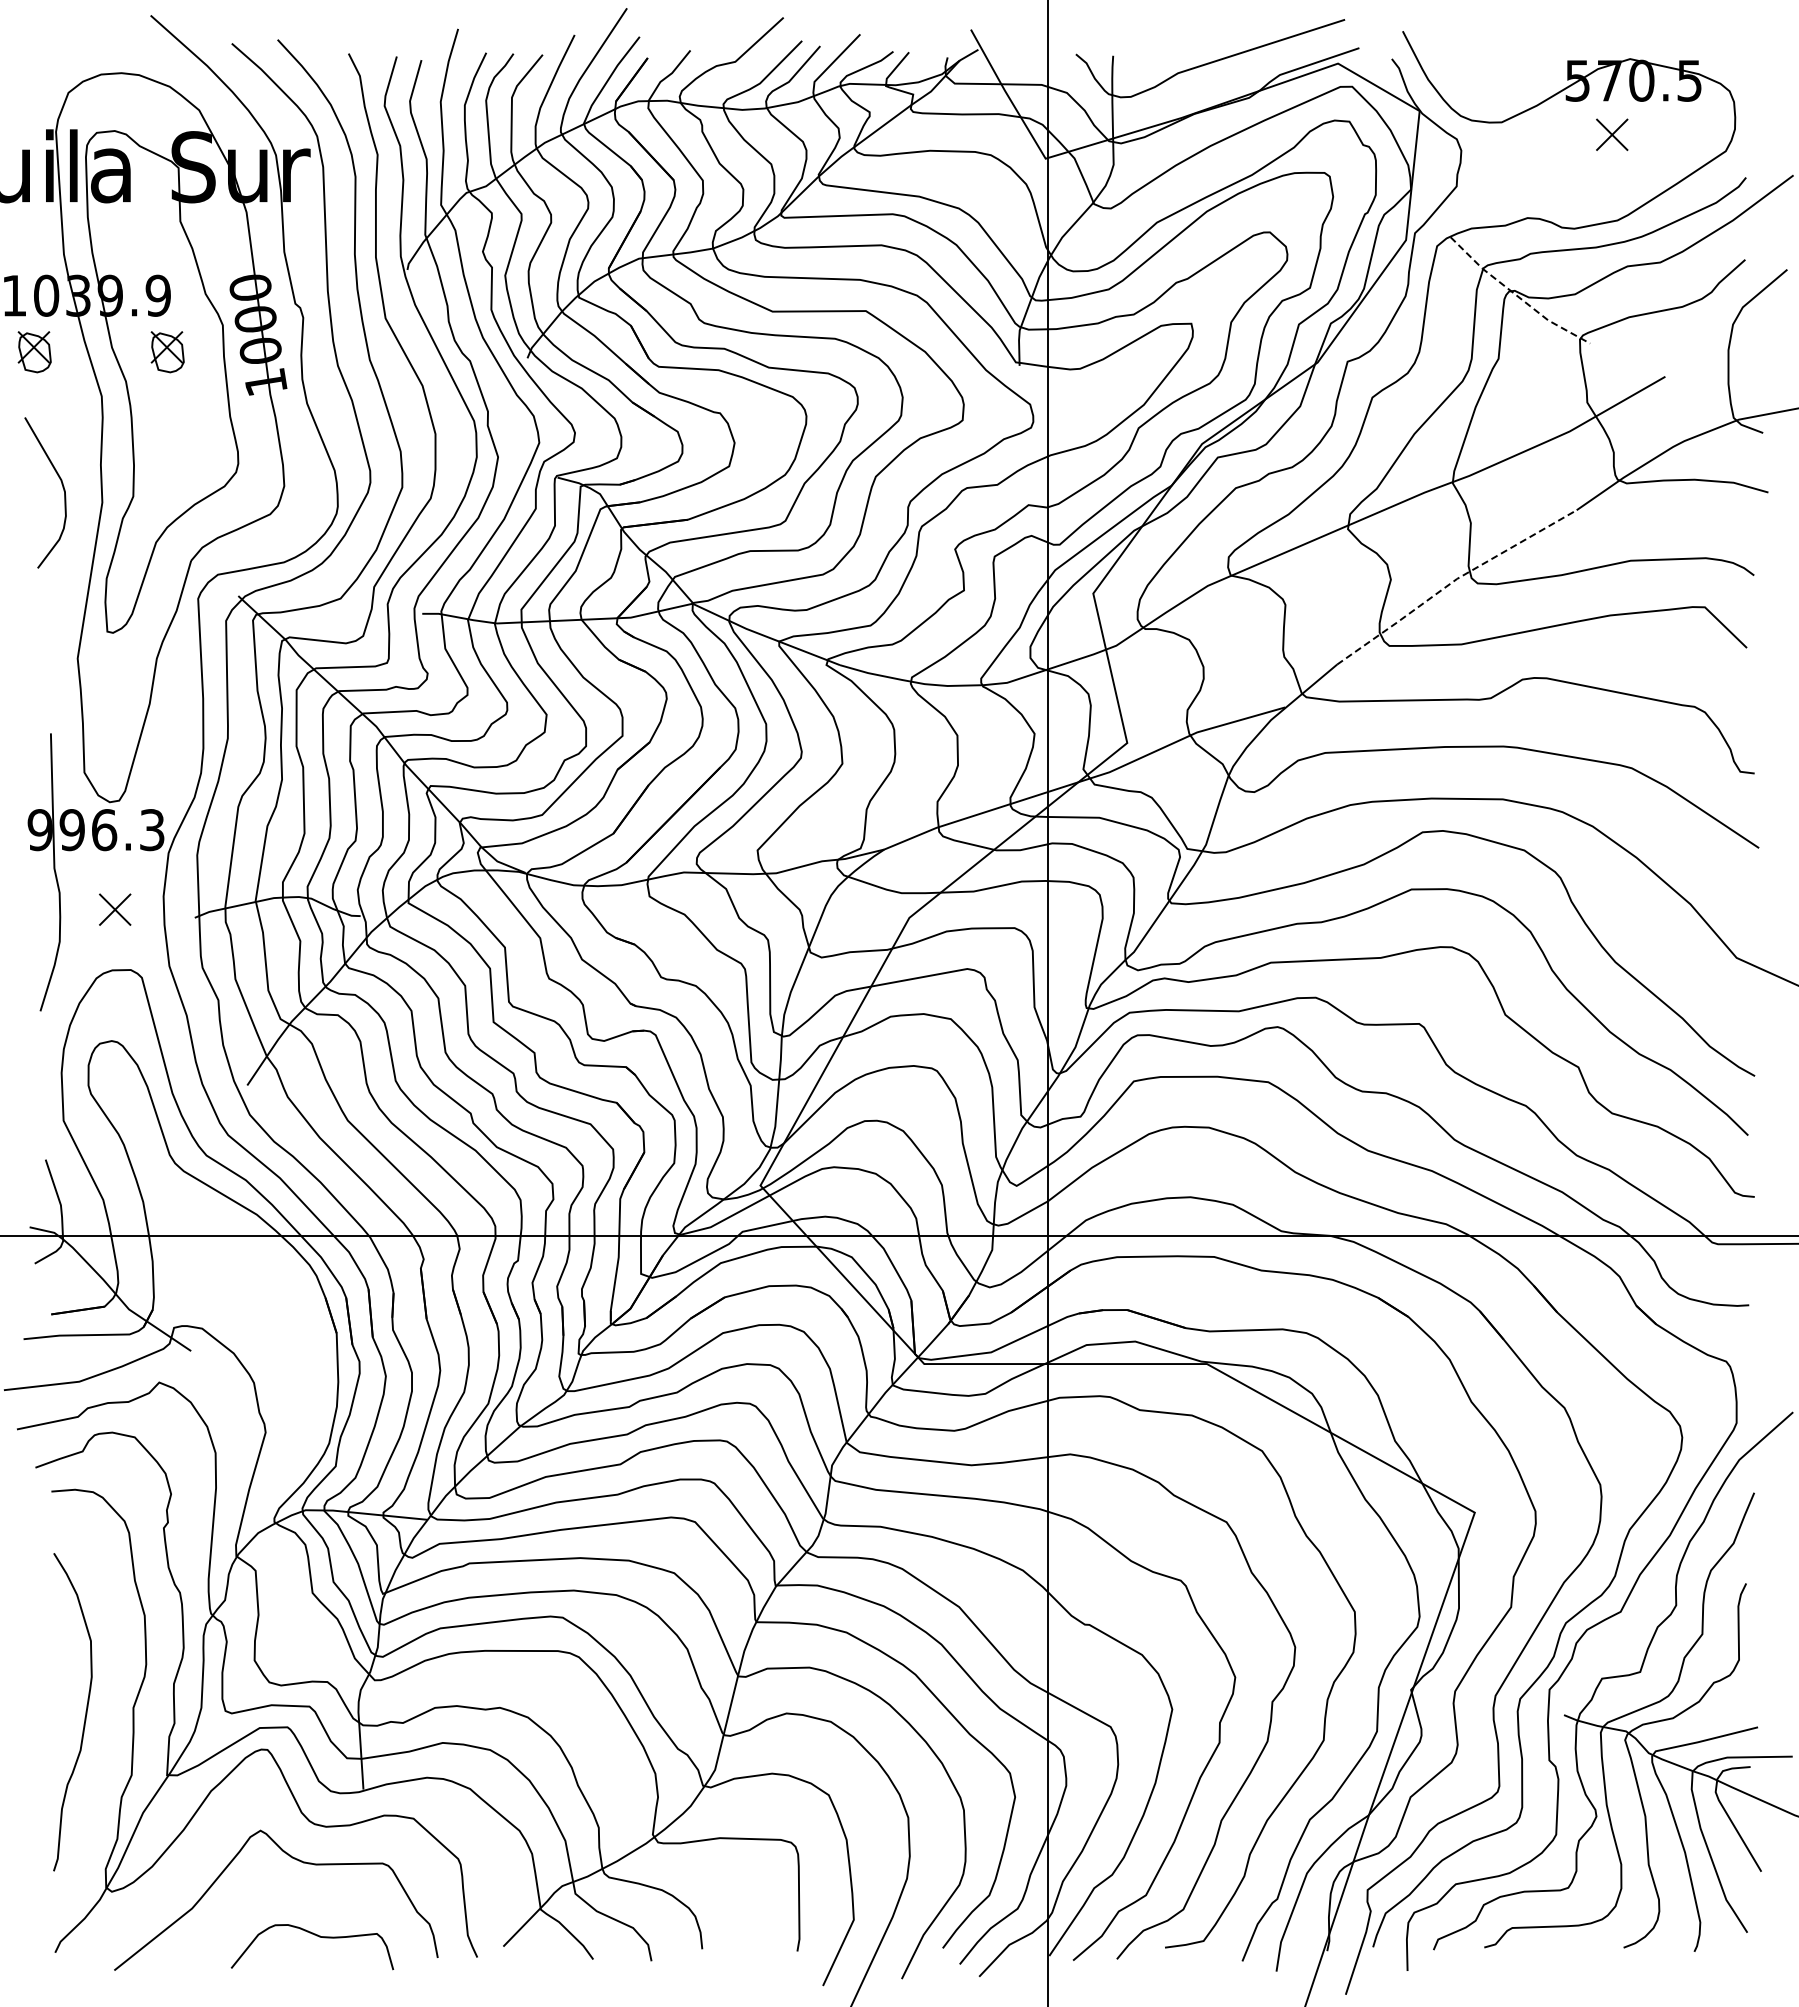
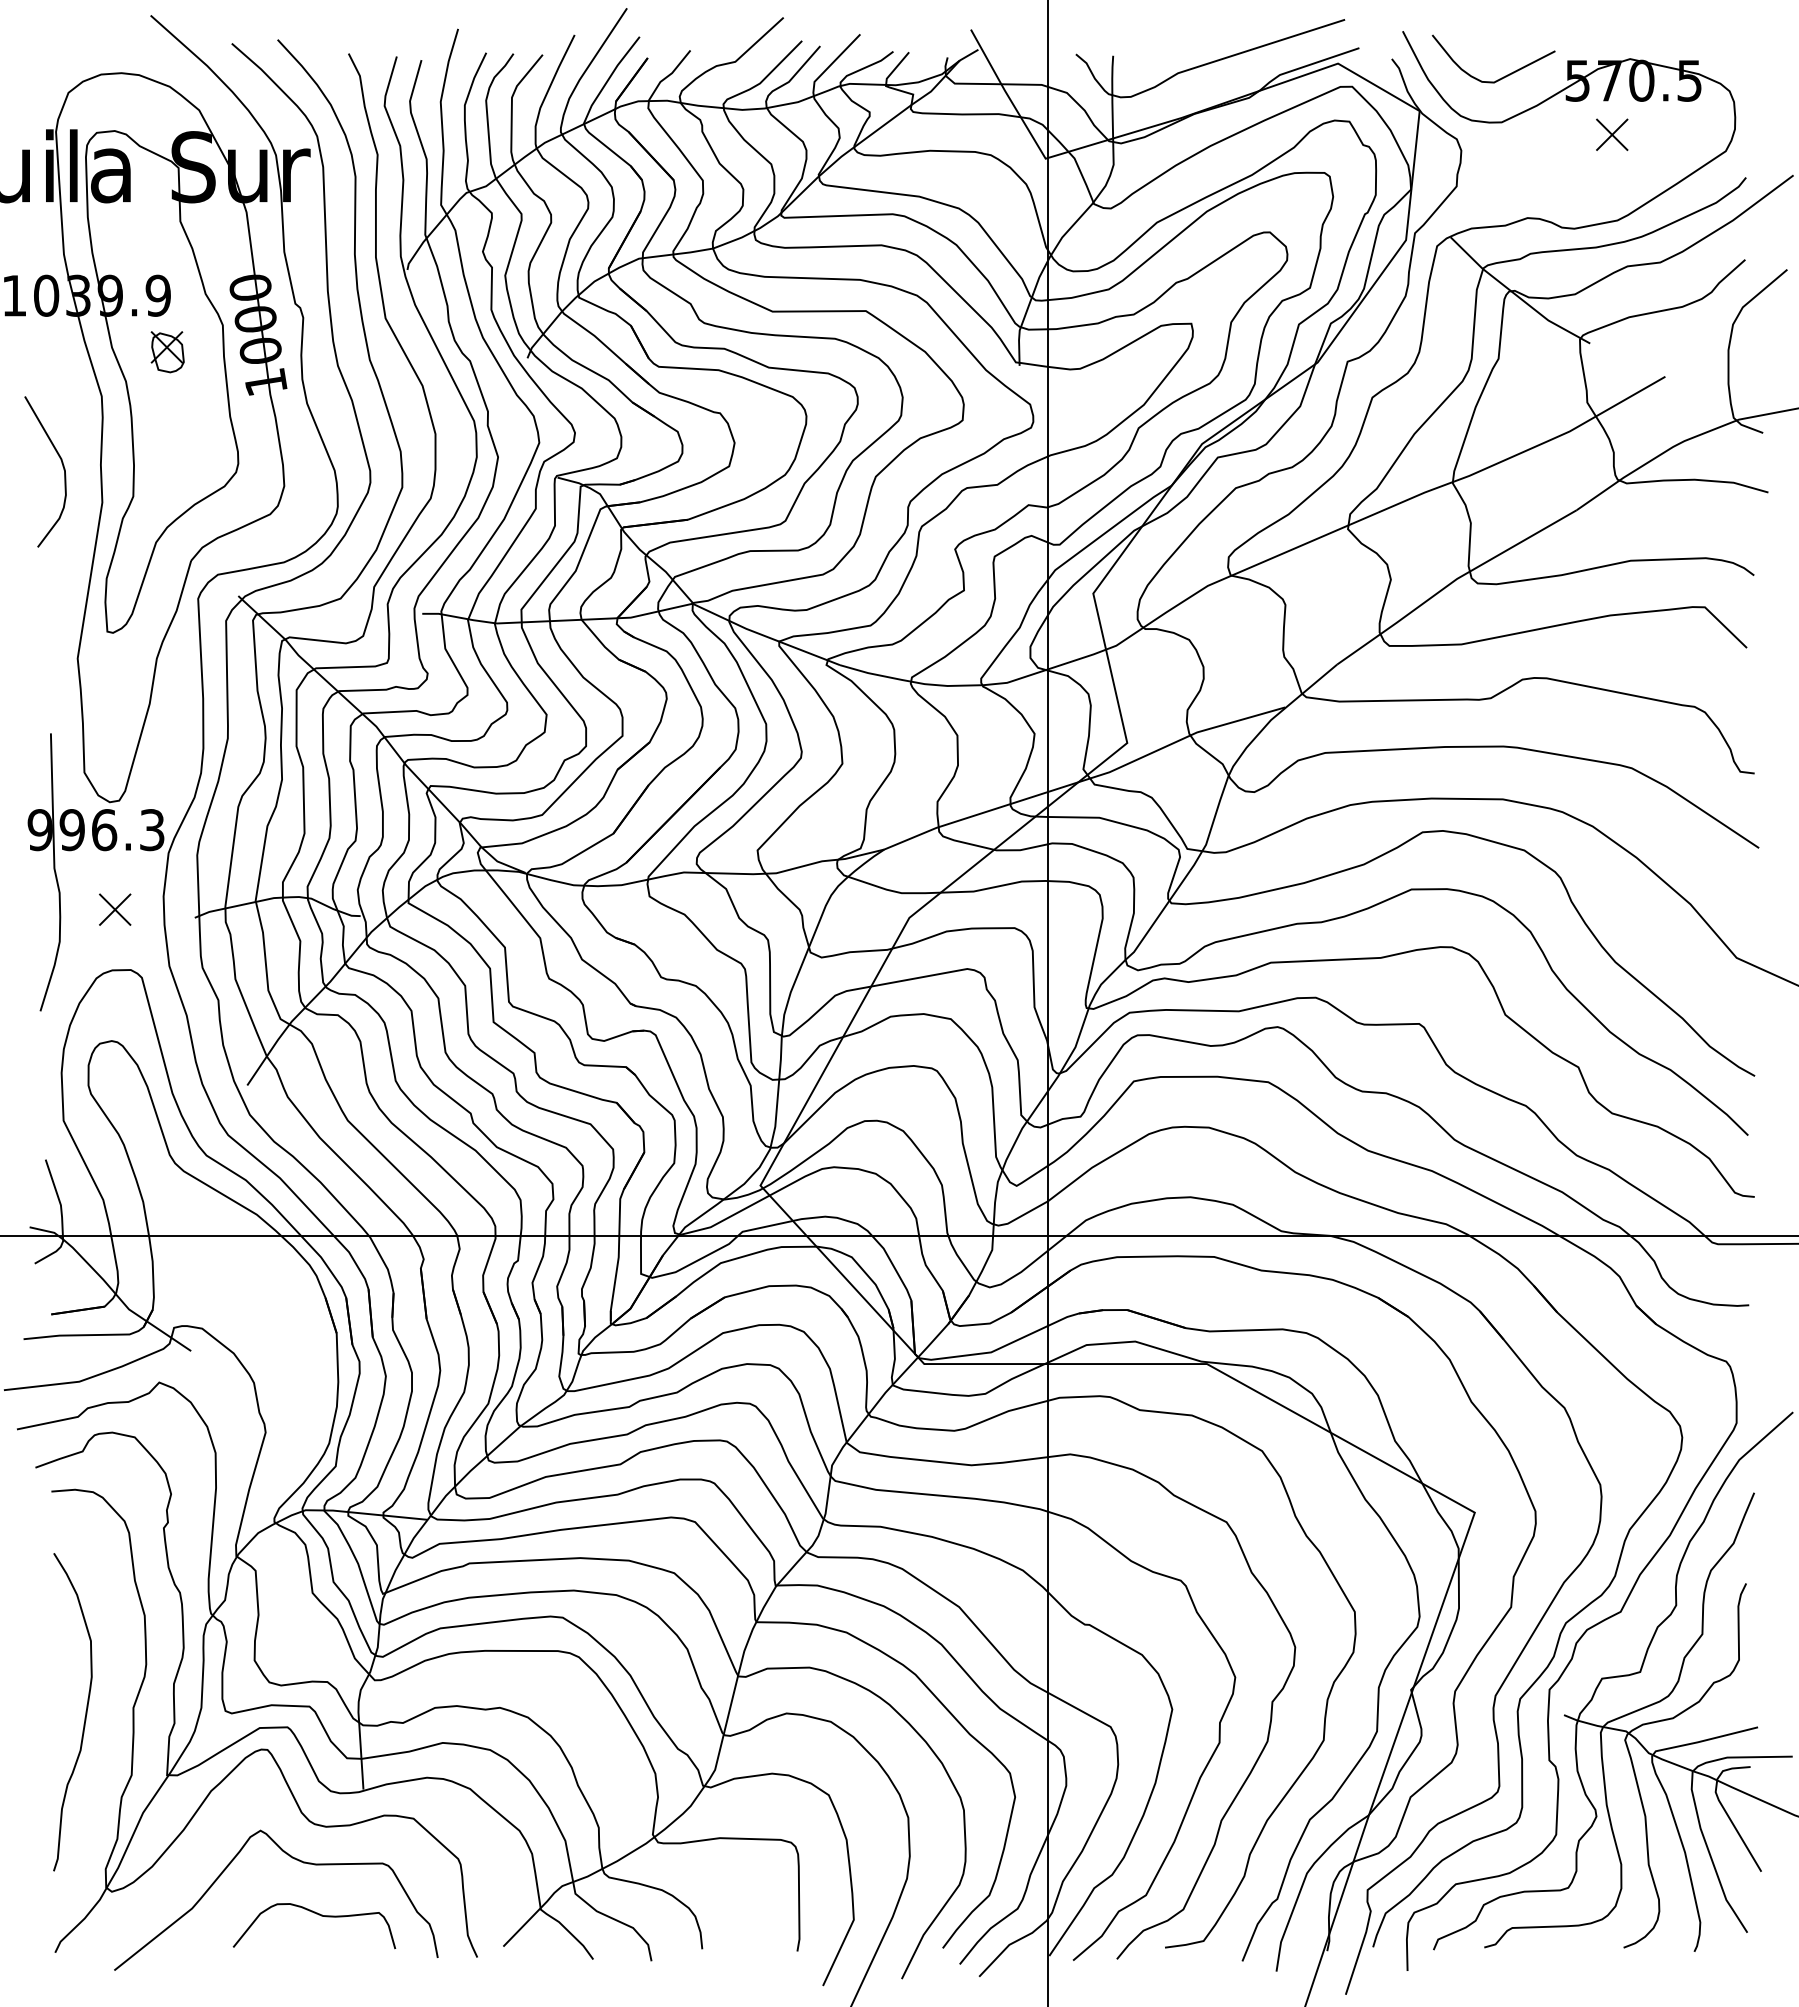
curve: none -> present (1503, 76)
line: dashed -> solid (1517, 295)
part: present -> none (34, 352)
curve position: (62, 487) -> (62, 466) (62, 466)
line: dashed -> solid (1453, 581)
curve position: (316, 1936) -> (318, 1915) (318, 1915)
